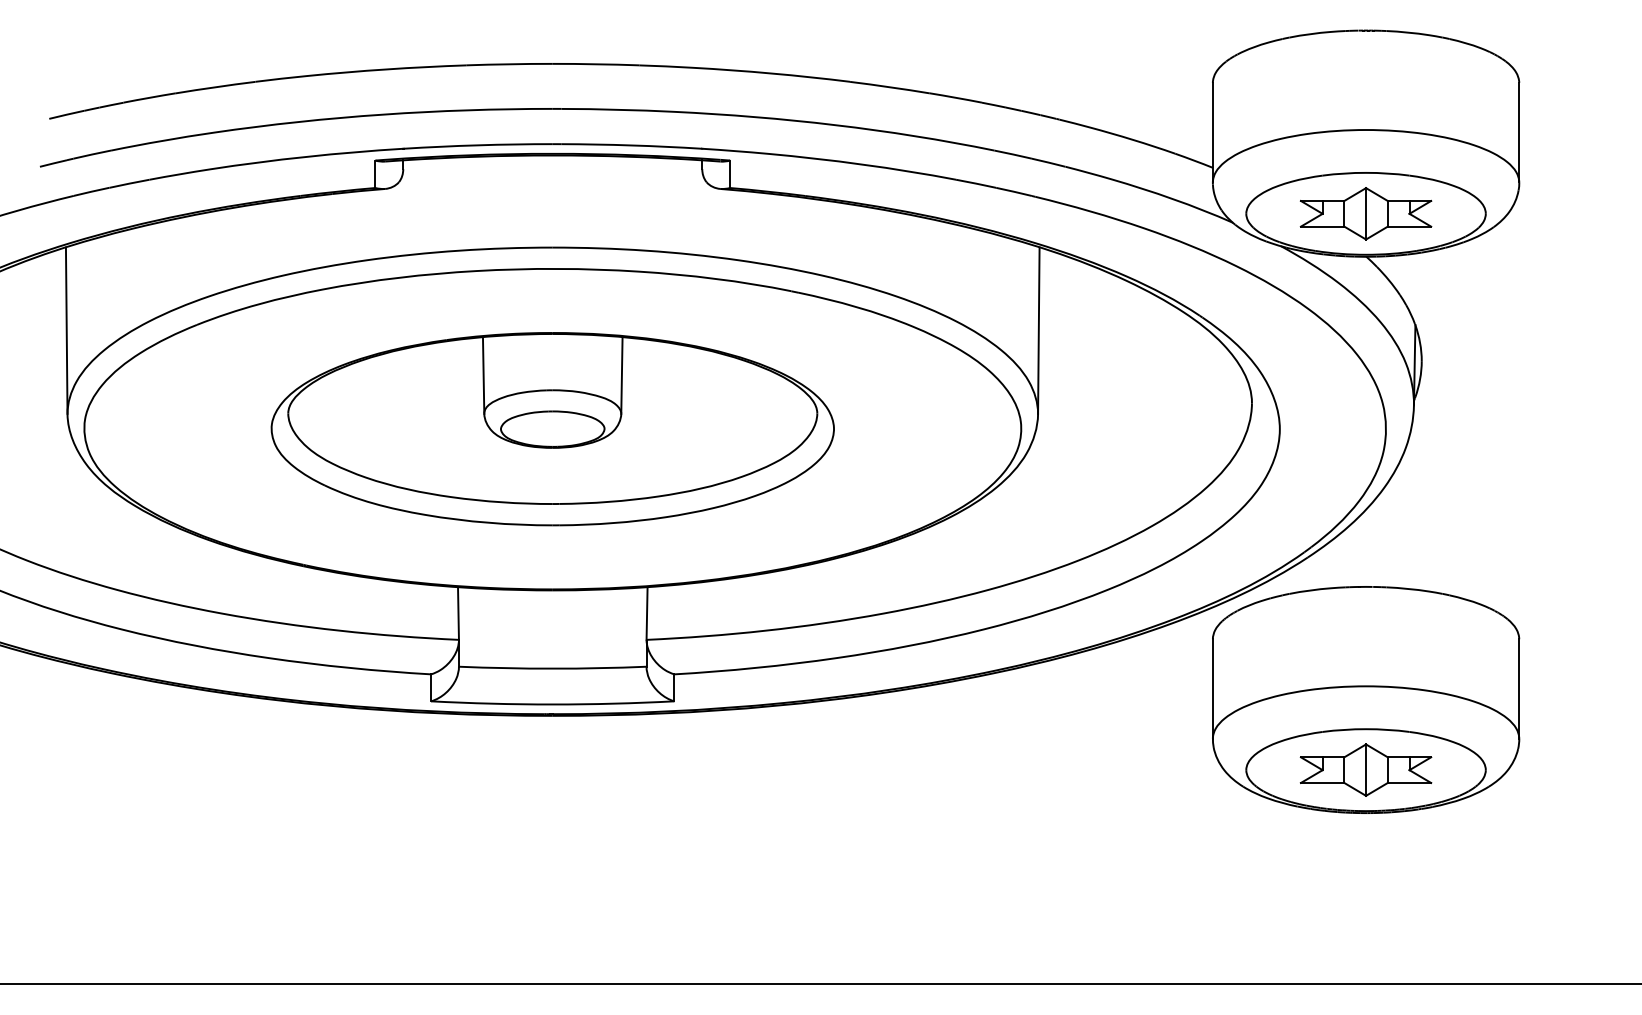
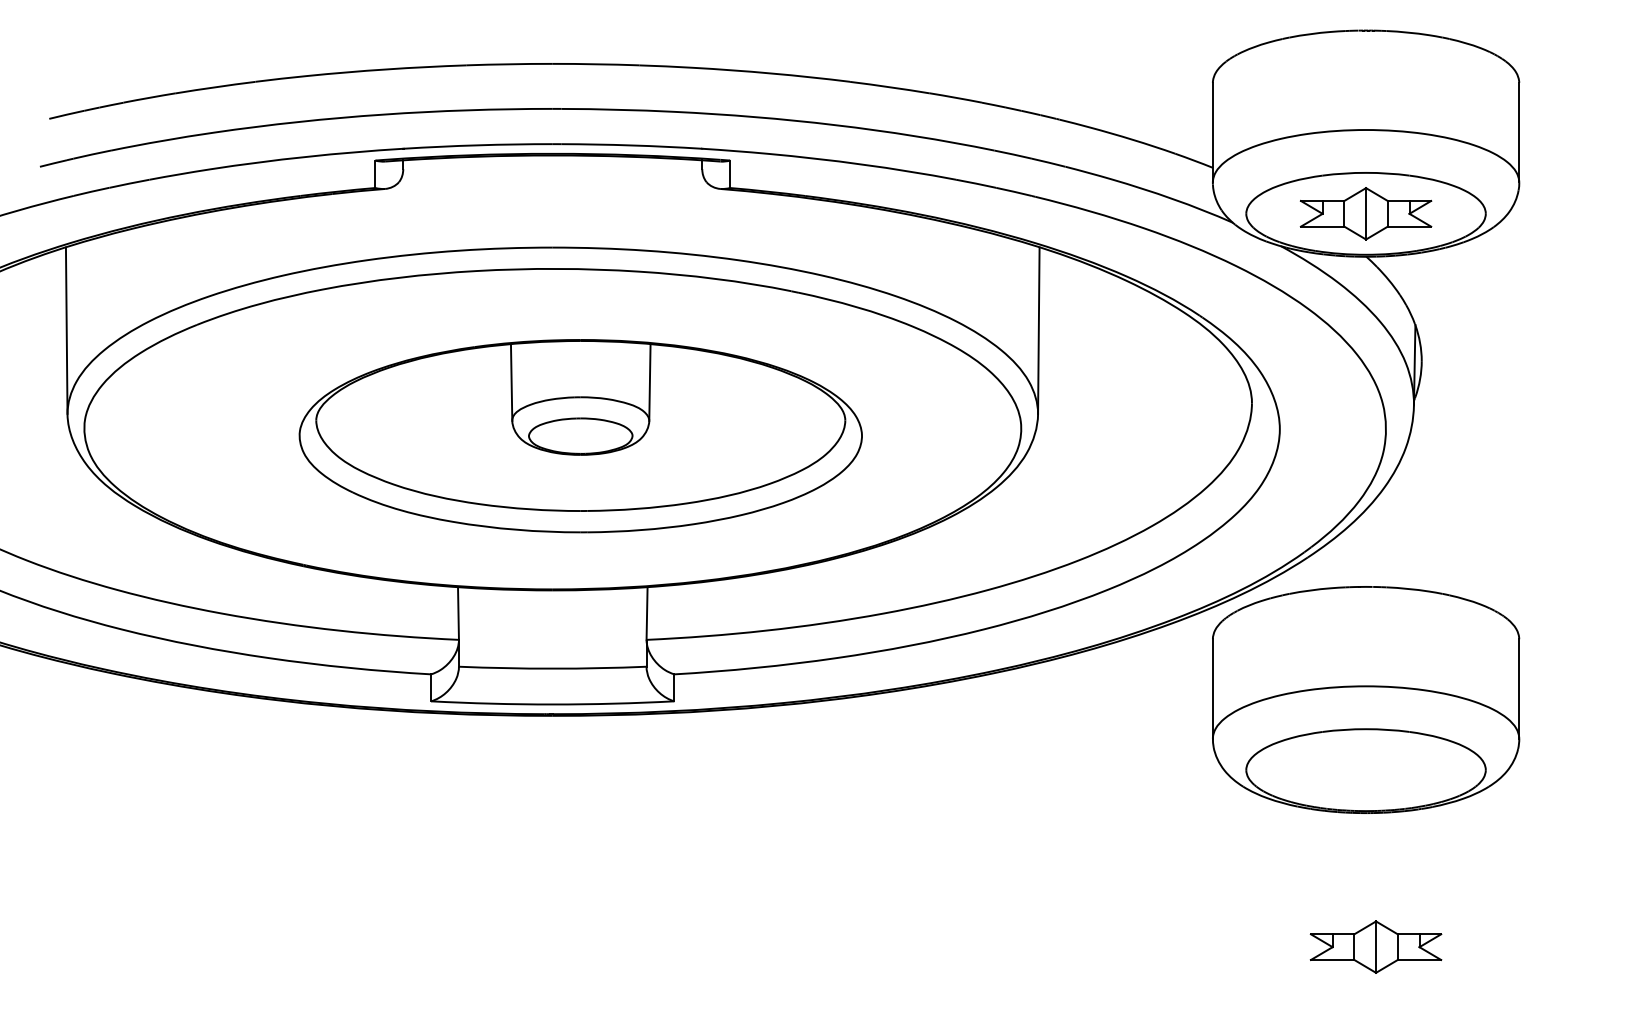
part position: (552, 429) -> (580, 436) (580, 436)
part position: (1365, 769) -> (1375, 946) (1375, 946)
line: present -> none (820, 984)
